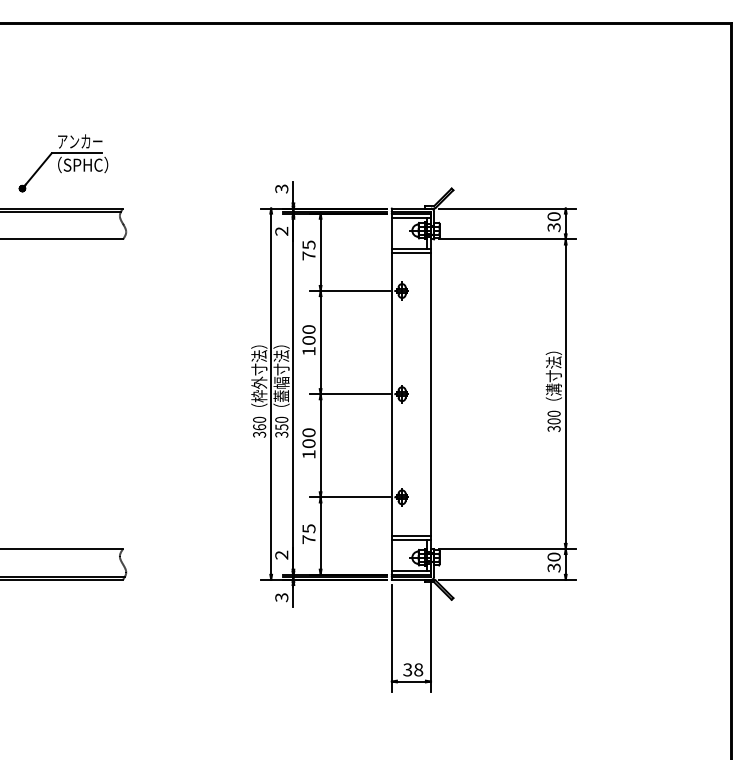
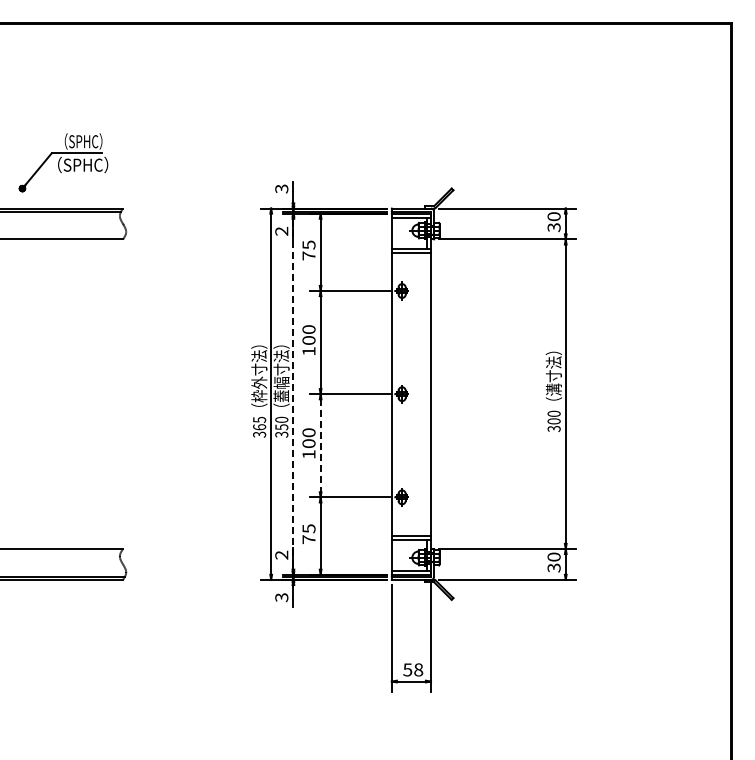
text: アンカー -> （SPHC） (80, 141)
line: solid -> dashed (293, 394)
text: 360 -> 365 (259, 419)
line: solid -> dashed (320, 446)
text: 38 -> 58 (407, 669)
